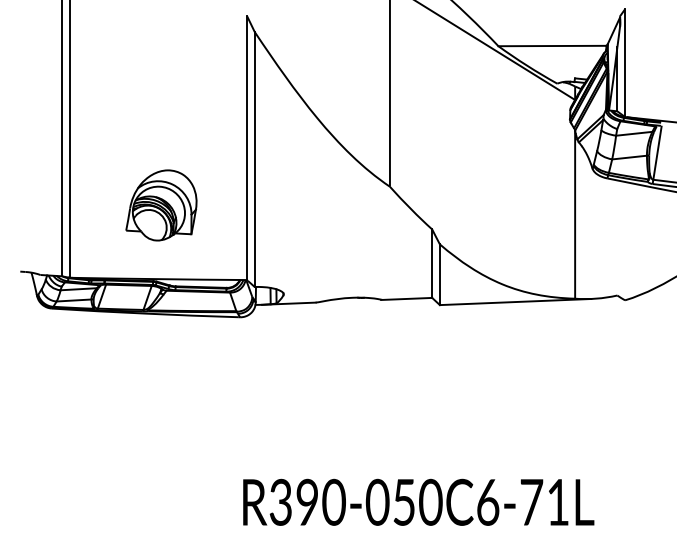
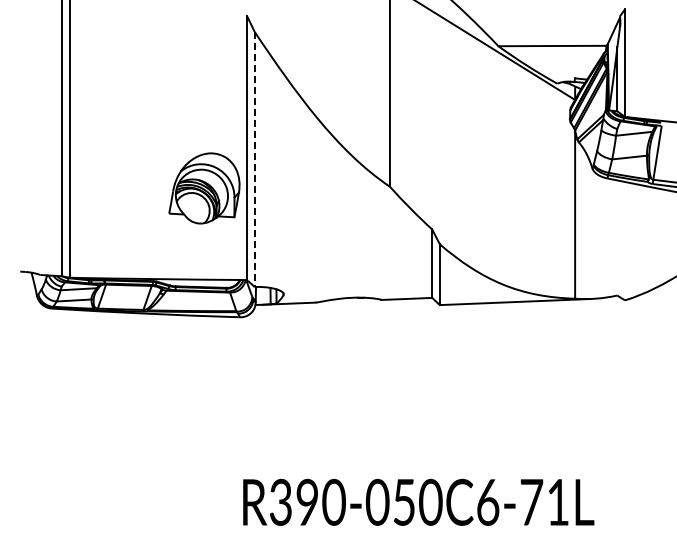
line: solid -> dashed (254, 159)
part position: (161, 205) -> (204, 188) (204, 188)
